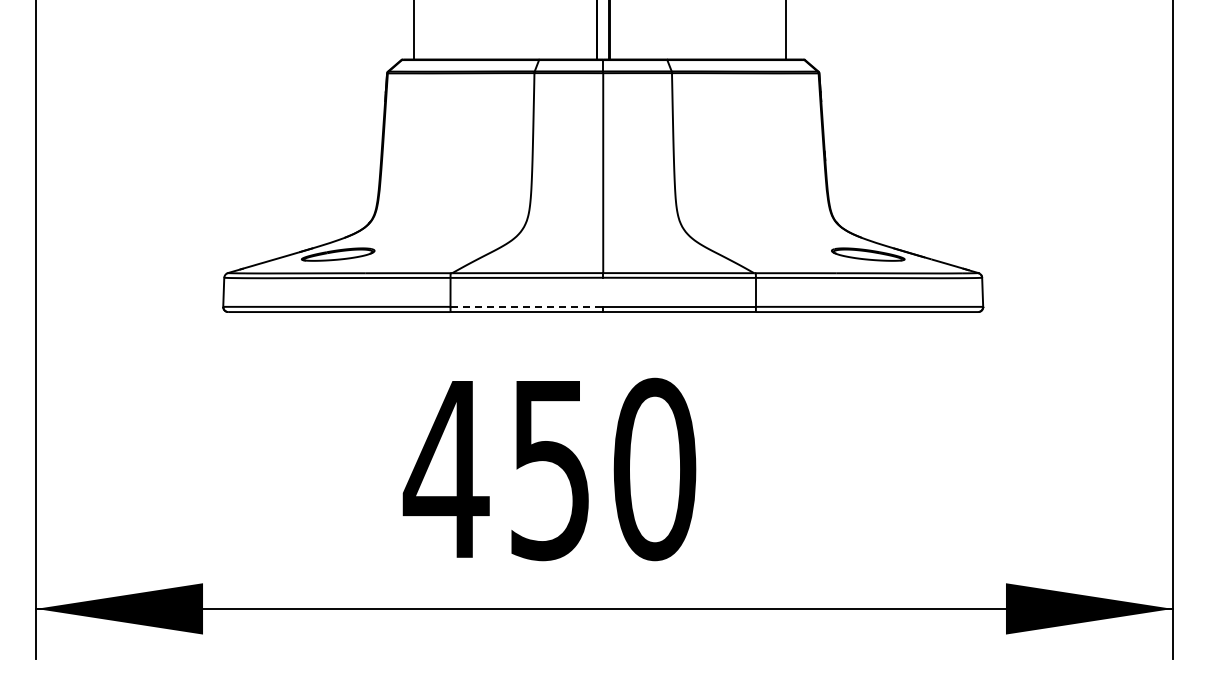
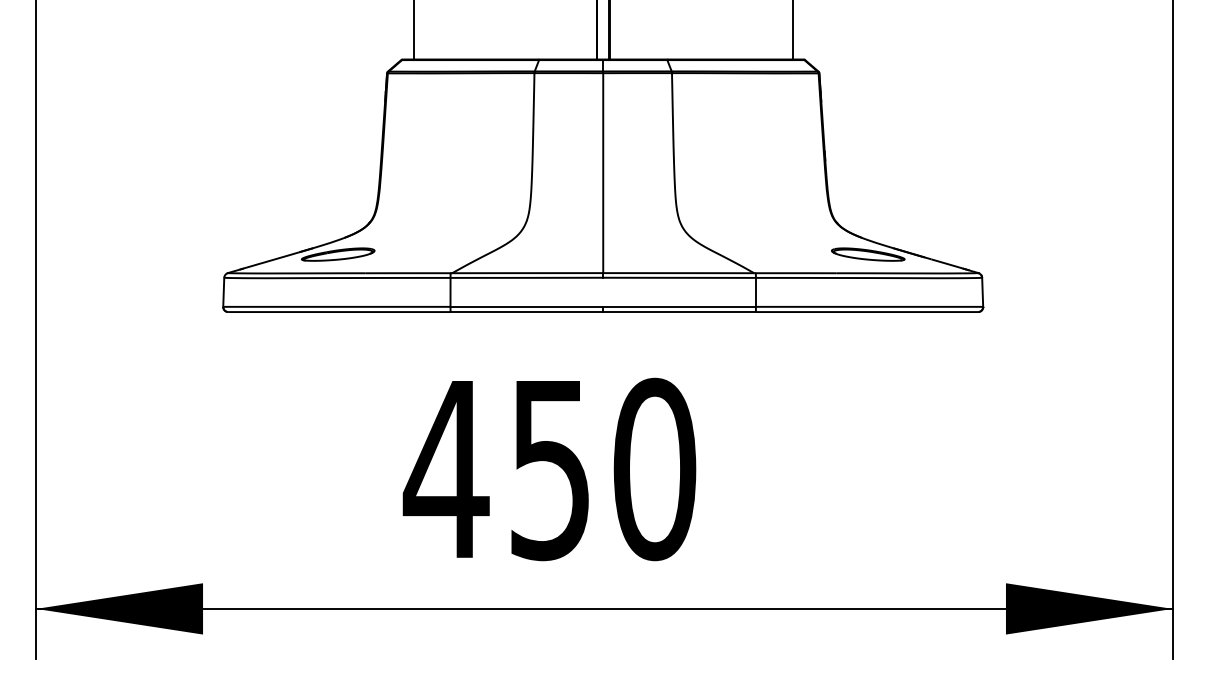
line position: (785, 30) -> (792, 30) (792, 30)
line: dashed -> solid (527, 306)
